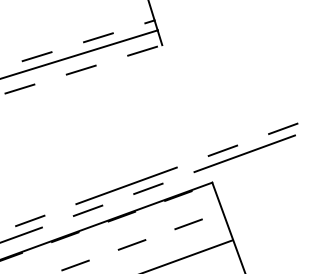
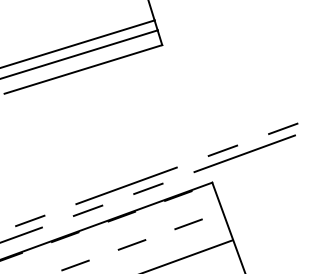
line: dashed -> solid (78, 44)
line: dashed -> solid (83, 69)
